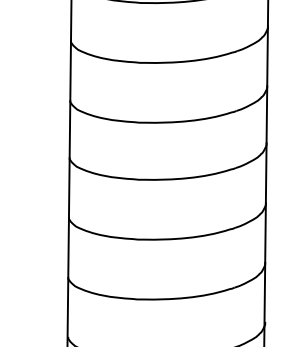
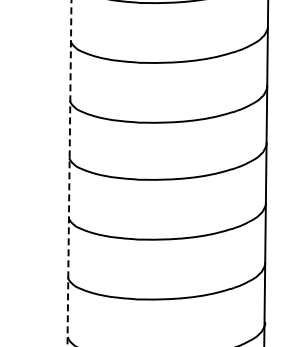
line: solid -> dashed (69, 173)
